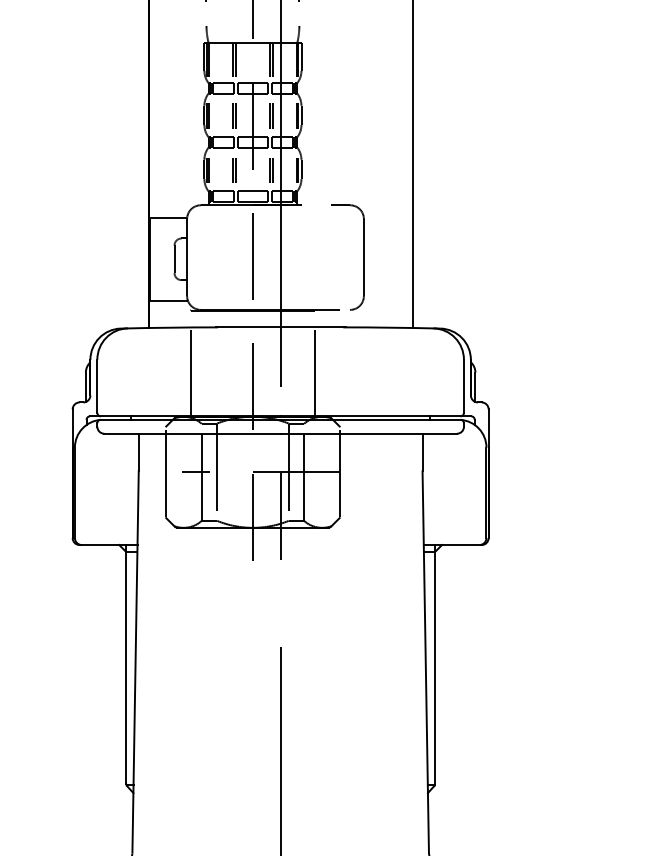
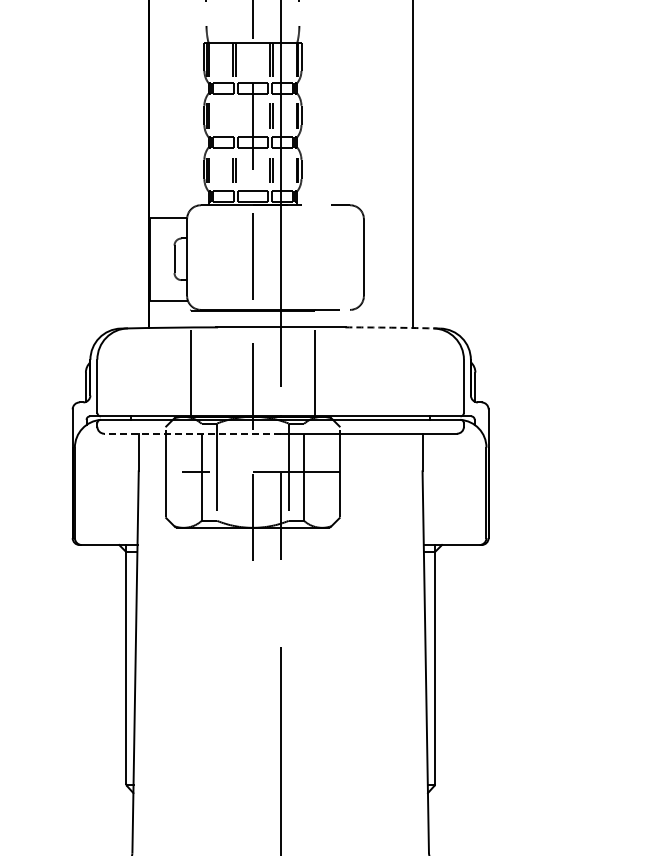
line: present -> none (233, 115)
arc: solid -> dashed (391, 327)
line: solid -> dashed (191, 433)
